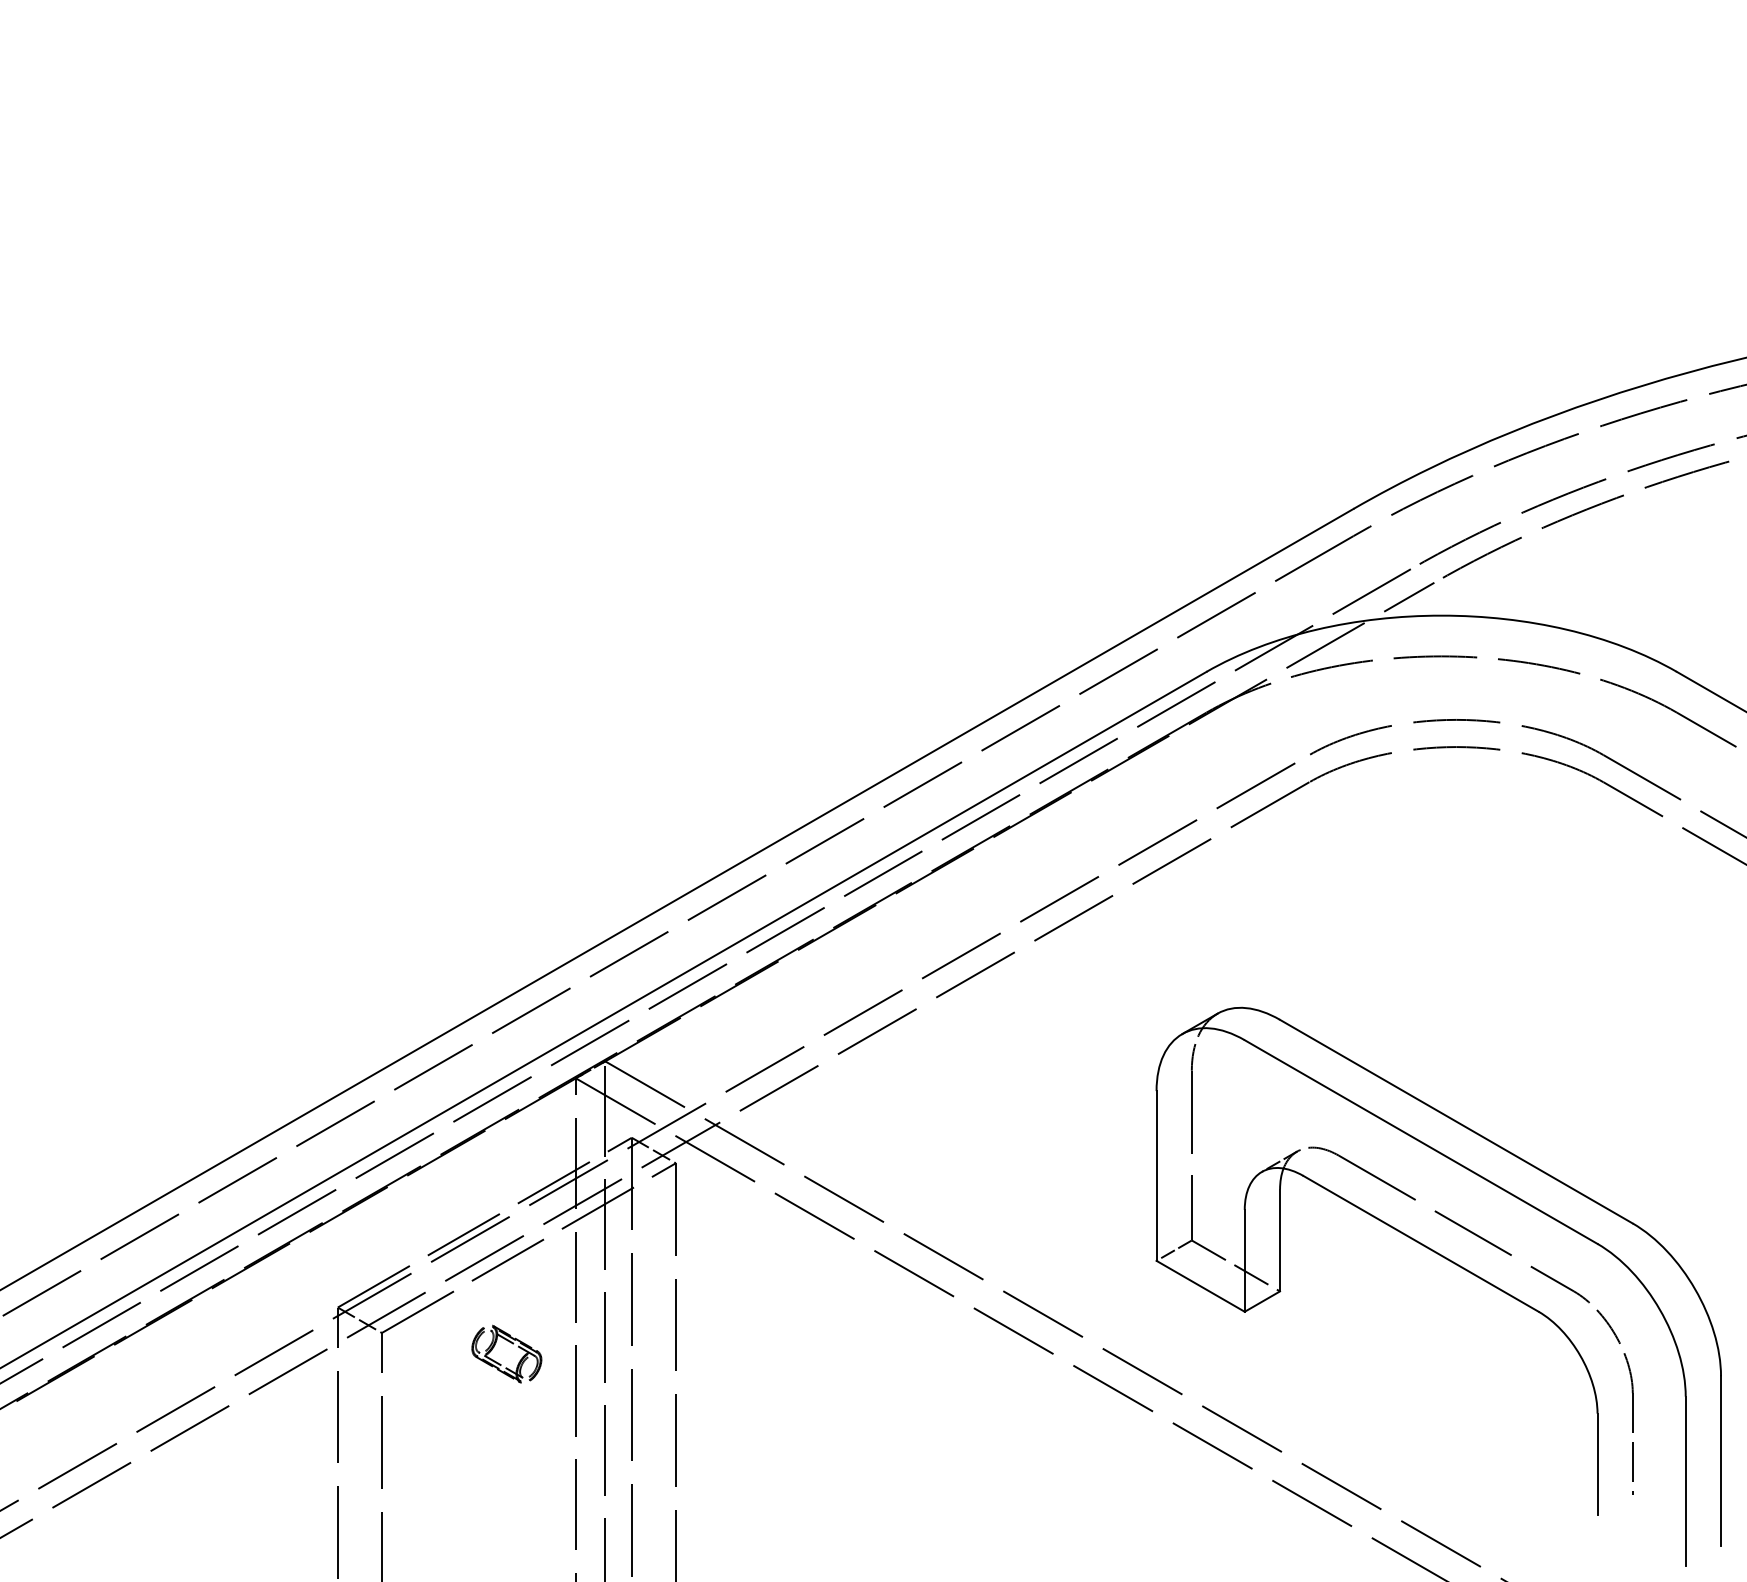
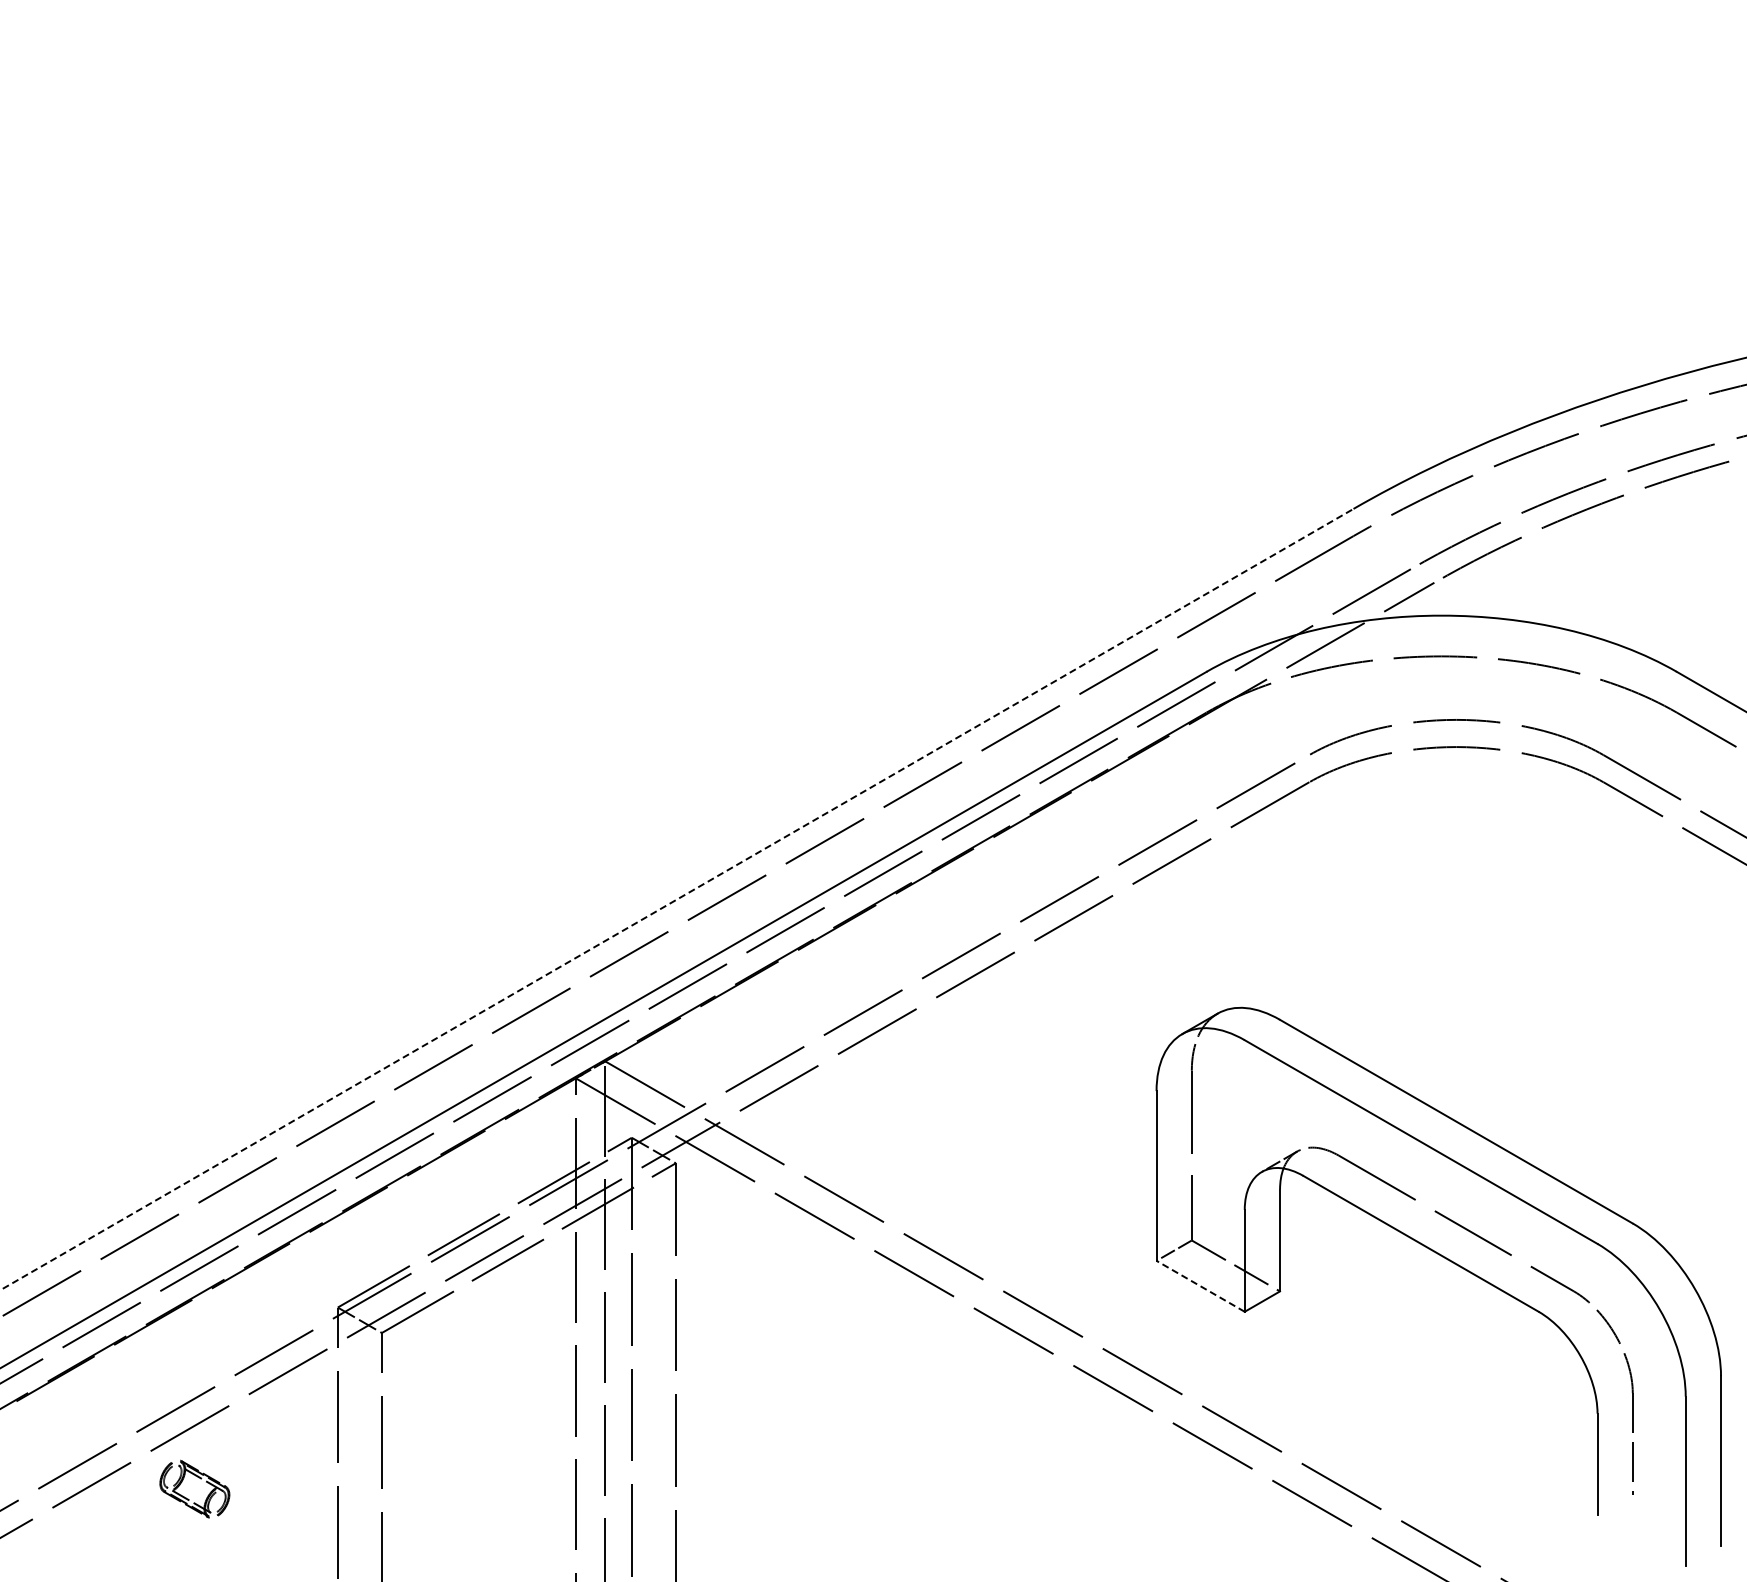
line: solid -> dashed (677, 899)
line: solid -> dashed (1200, 1286)
part position: (512, 1344) -> (200, 1479) (200, 1479)
